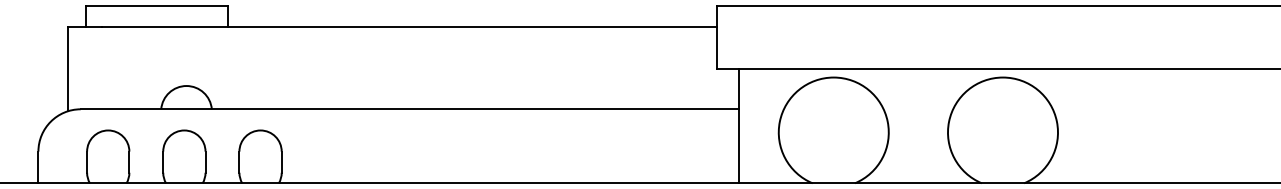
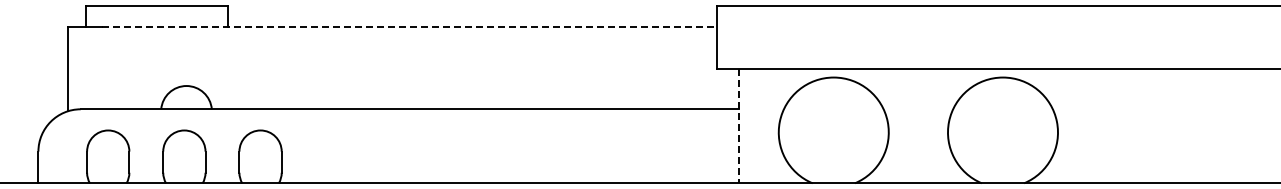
line: solid -> dashed (409, 26)
line: solid -> dashed (738, 126)
